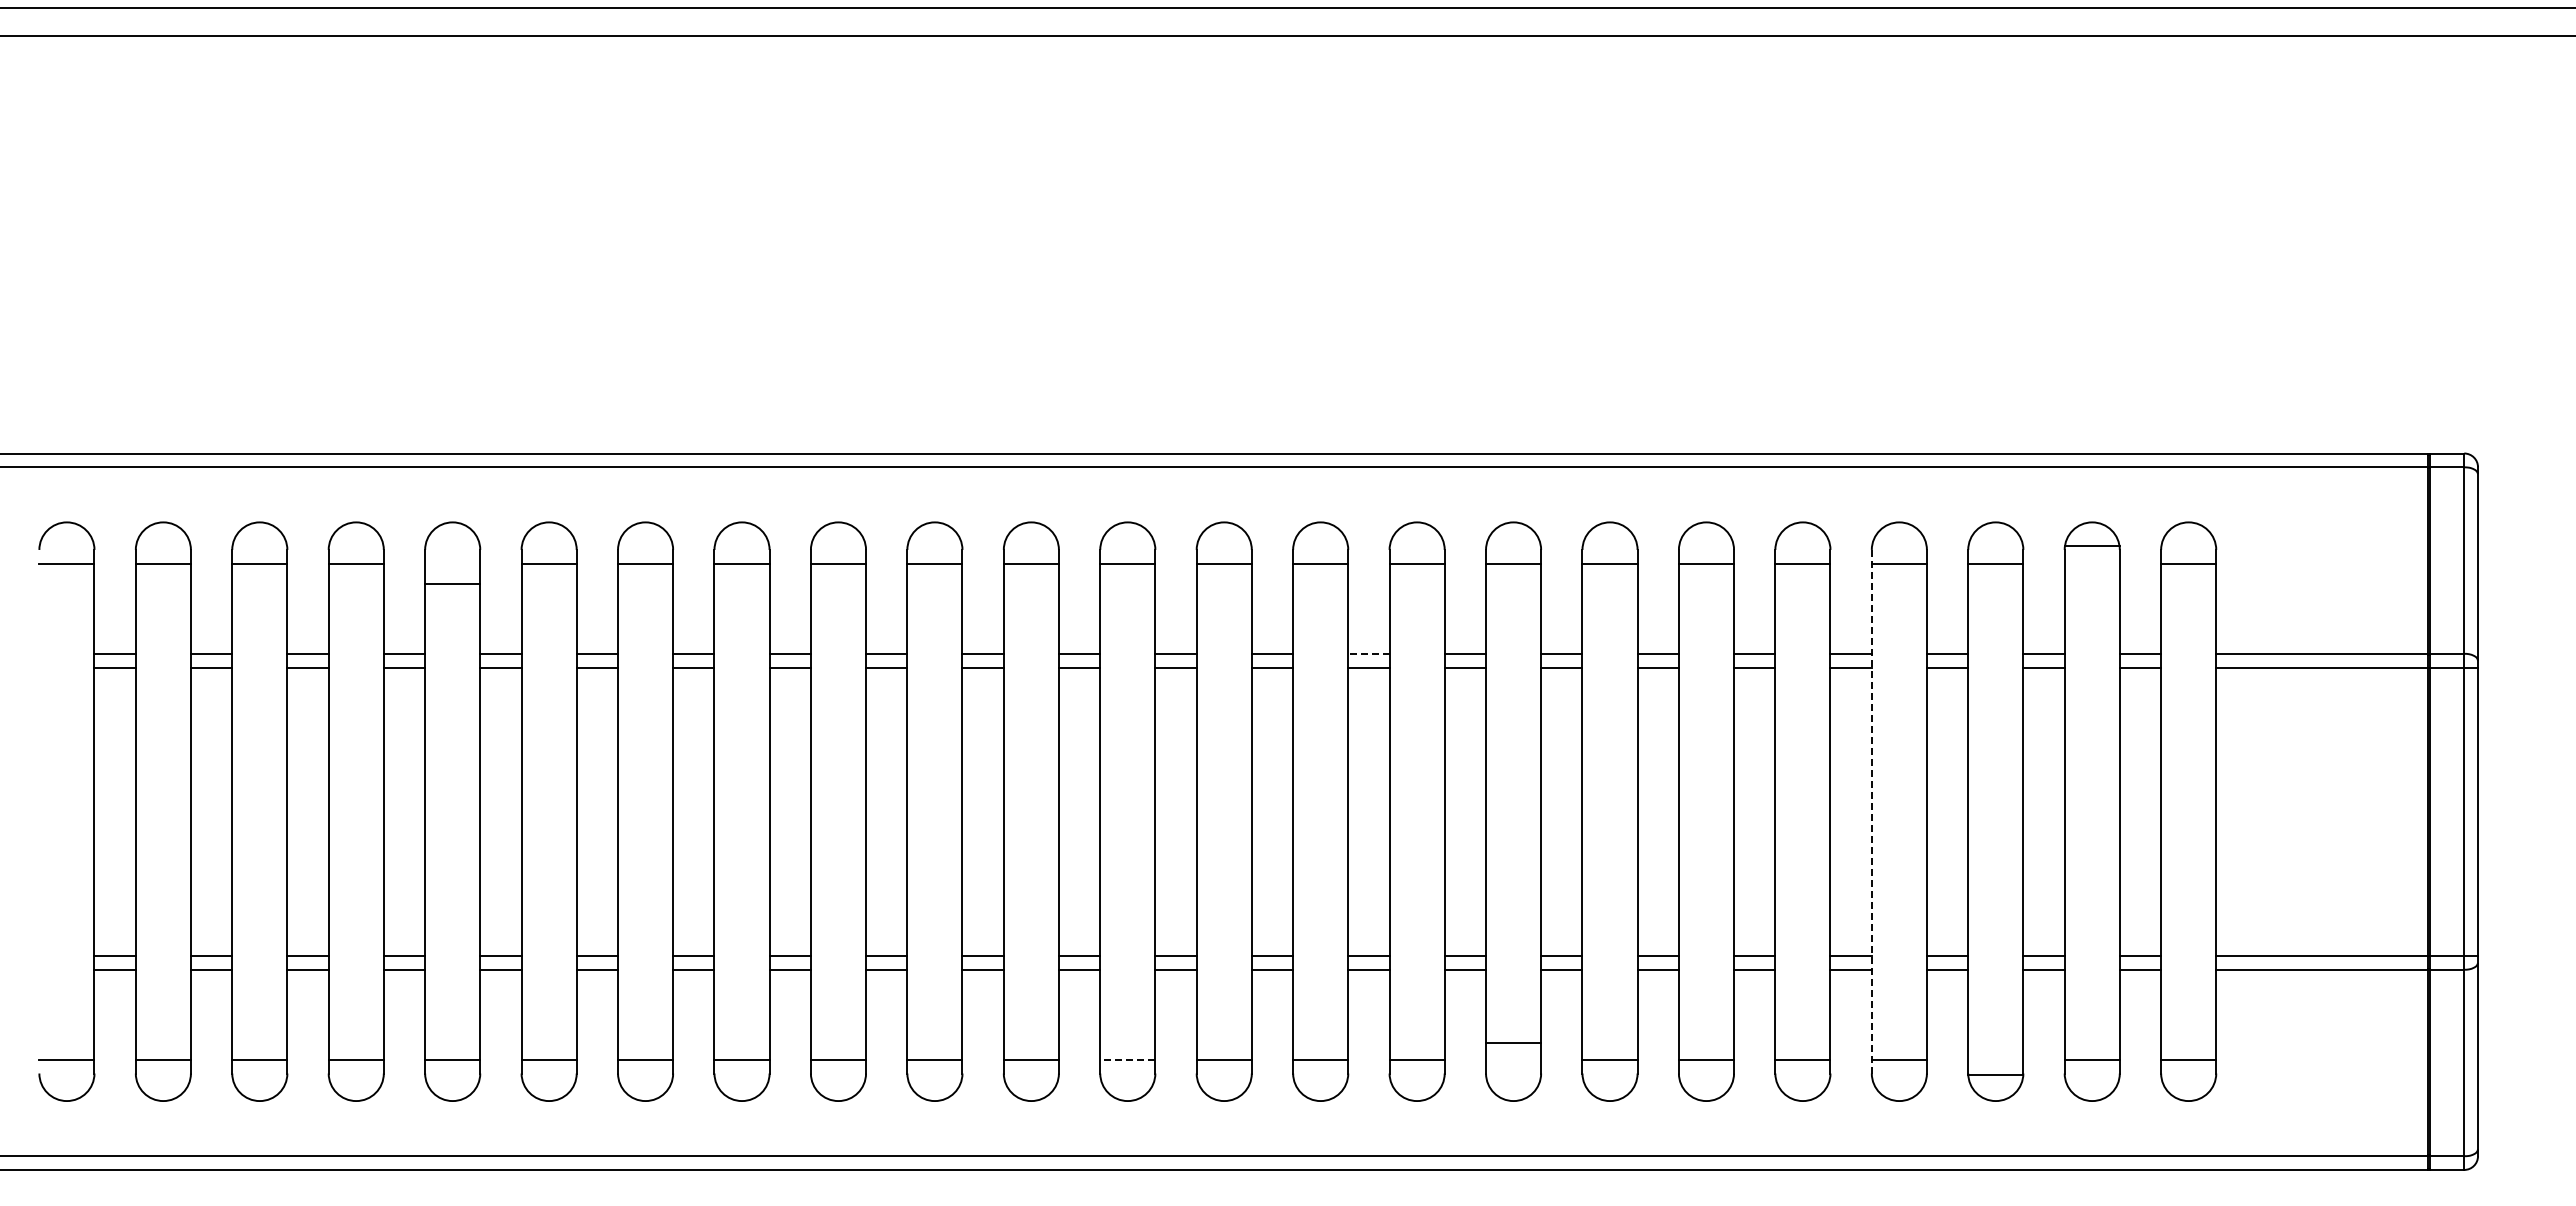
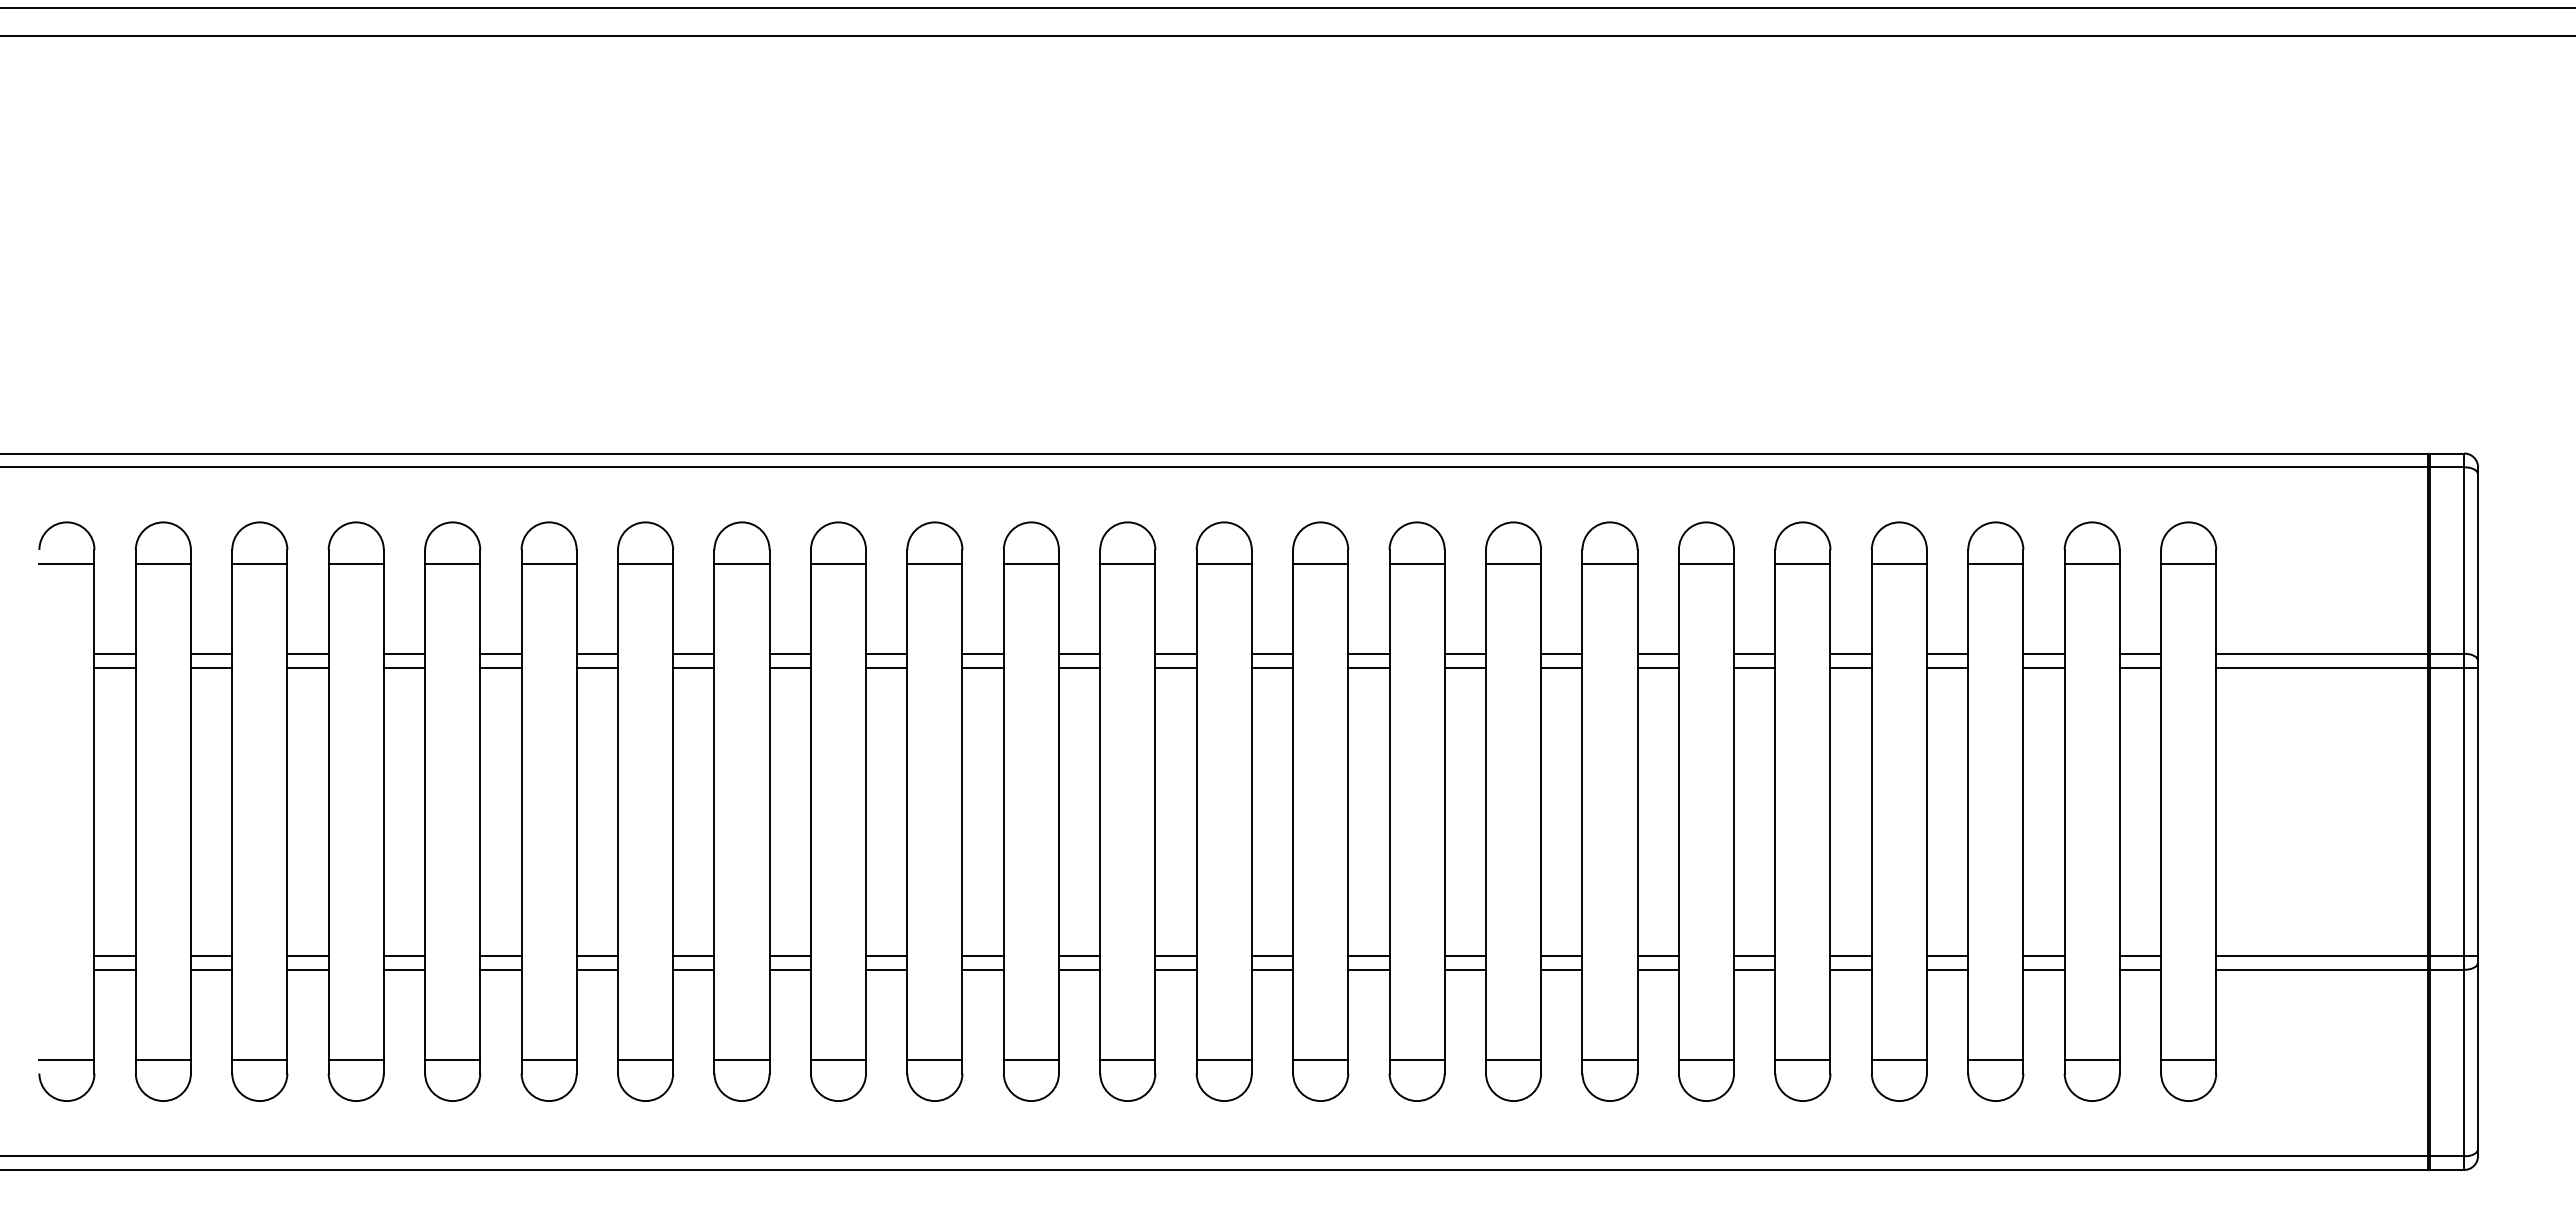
line position: (2091, 545) -> (2091, 563) (2091, 563)
line position: (452, 583) -> (452, 563) (452, 563)
line: dashed -> solid (1368, 653)
line: dashed -> solid (1871, 811)
line position: (1513, 1042) -> (1513, 1059) (1513, 1059)
line: dashed -> solid (1127, 1059)
line position: (1995, 1074) -> (1995, 1059) (1995, 1059)
